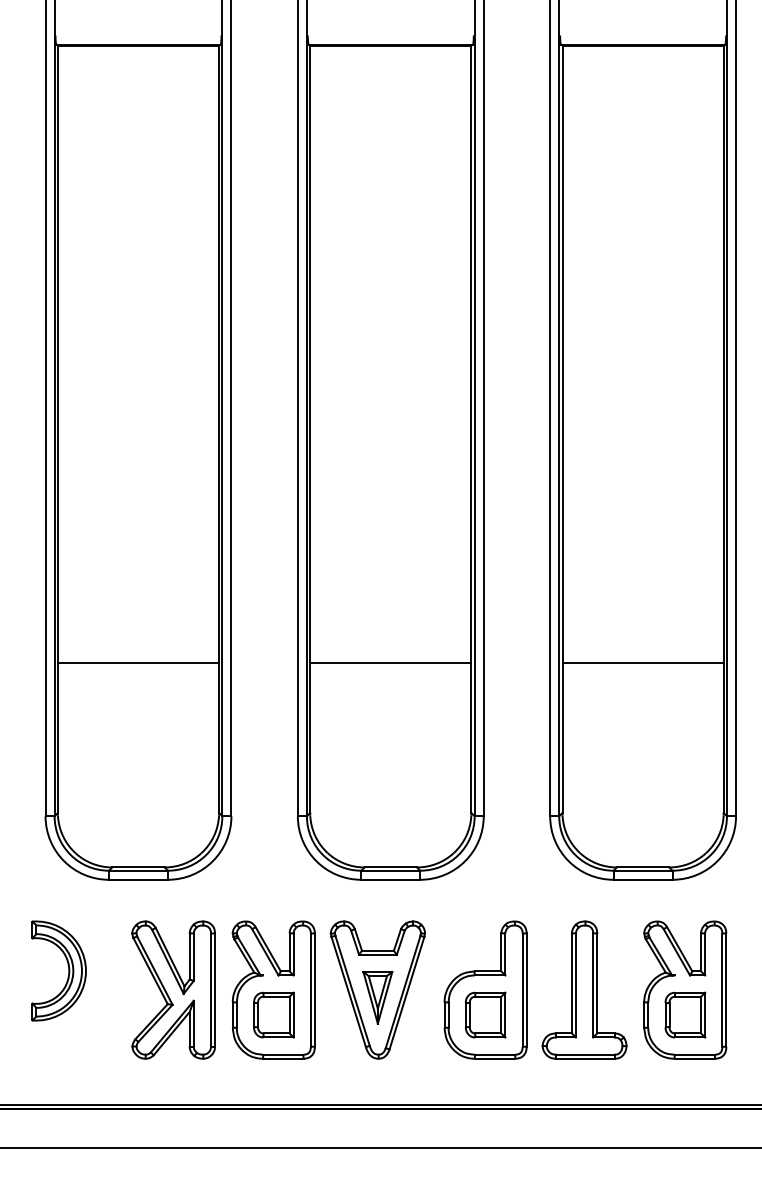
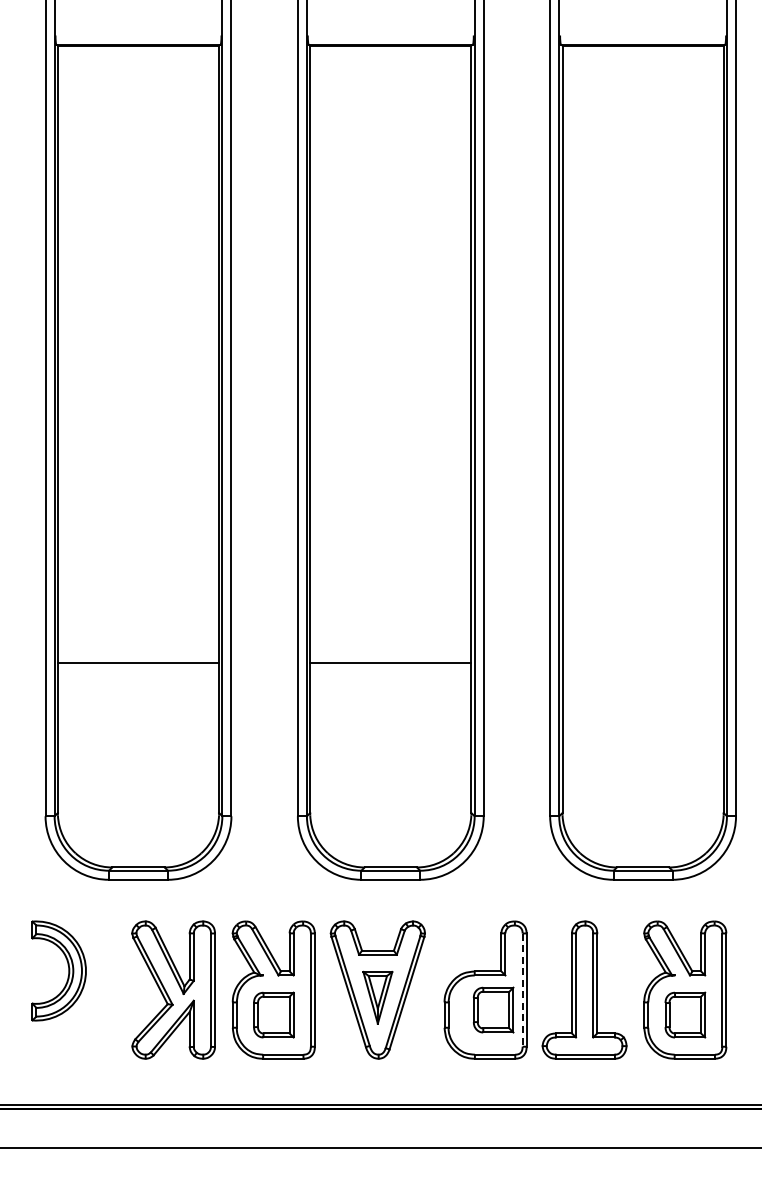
line: present -> none (642, 662)
line: solid -> dashed (522, 990)
part position: (485, 1014) -> (493, 1009) (493, 1009)
